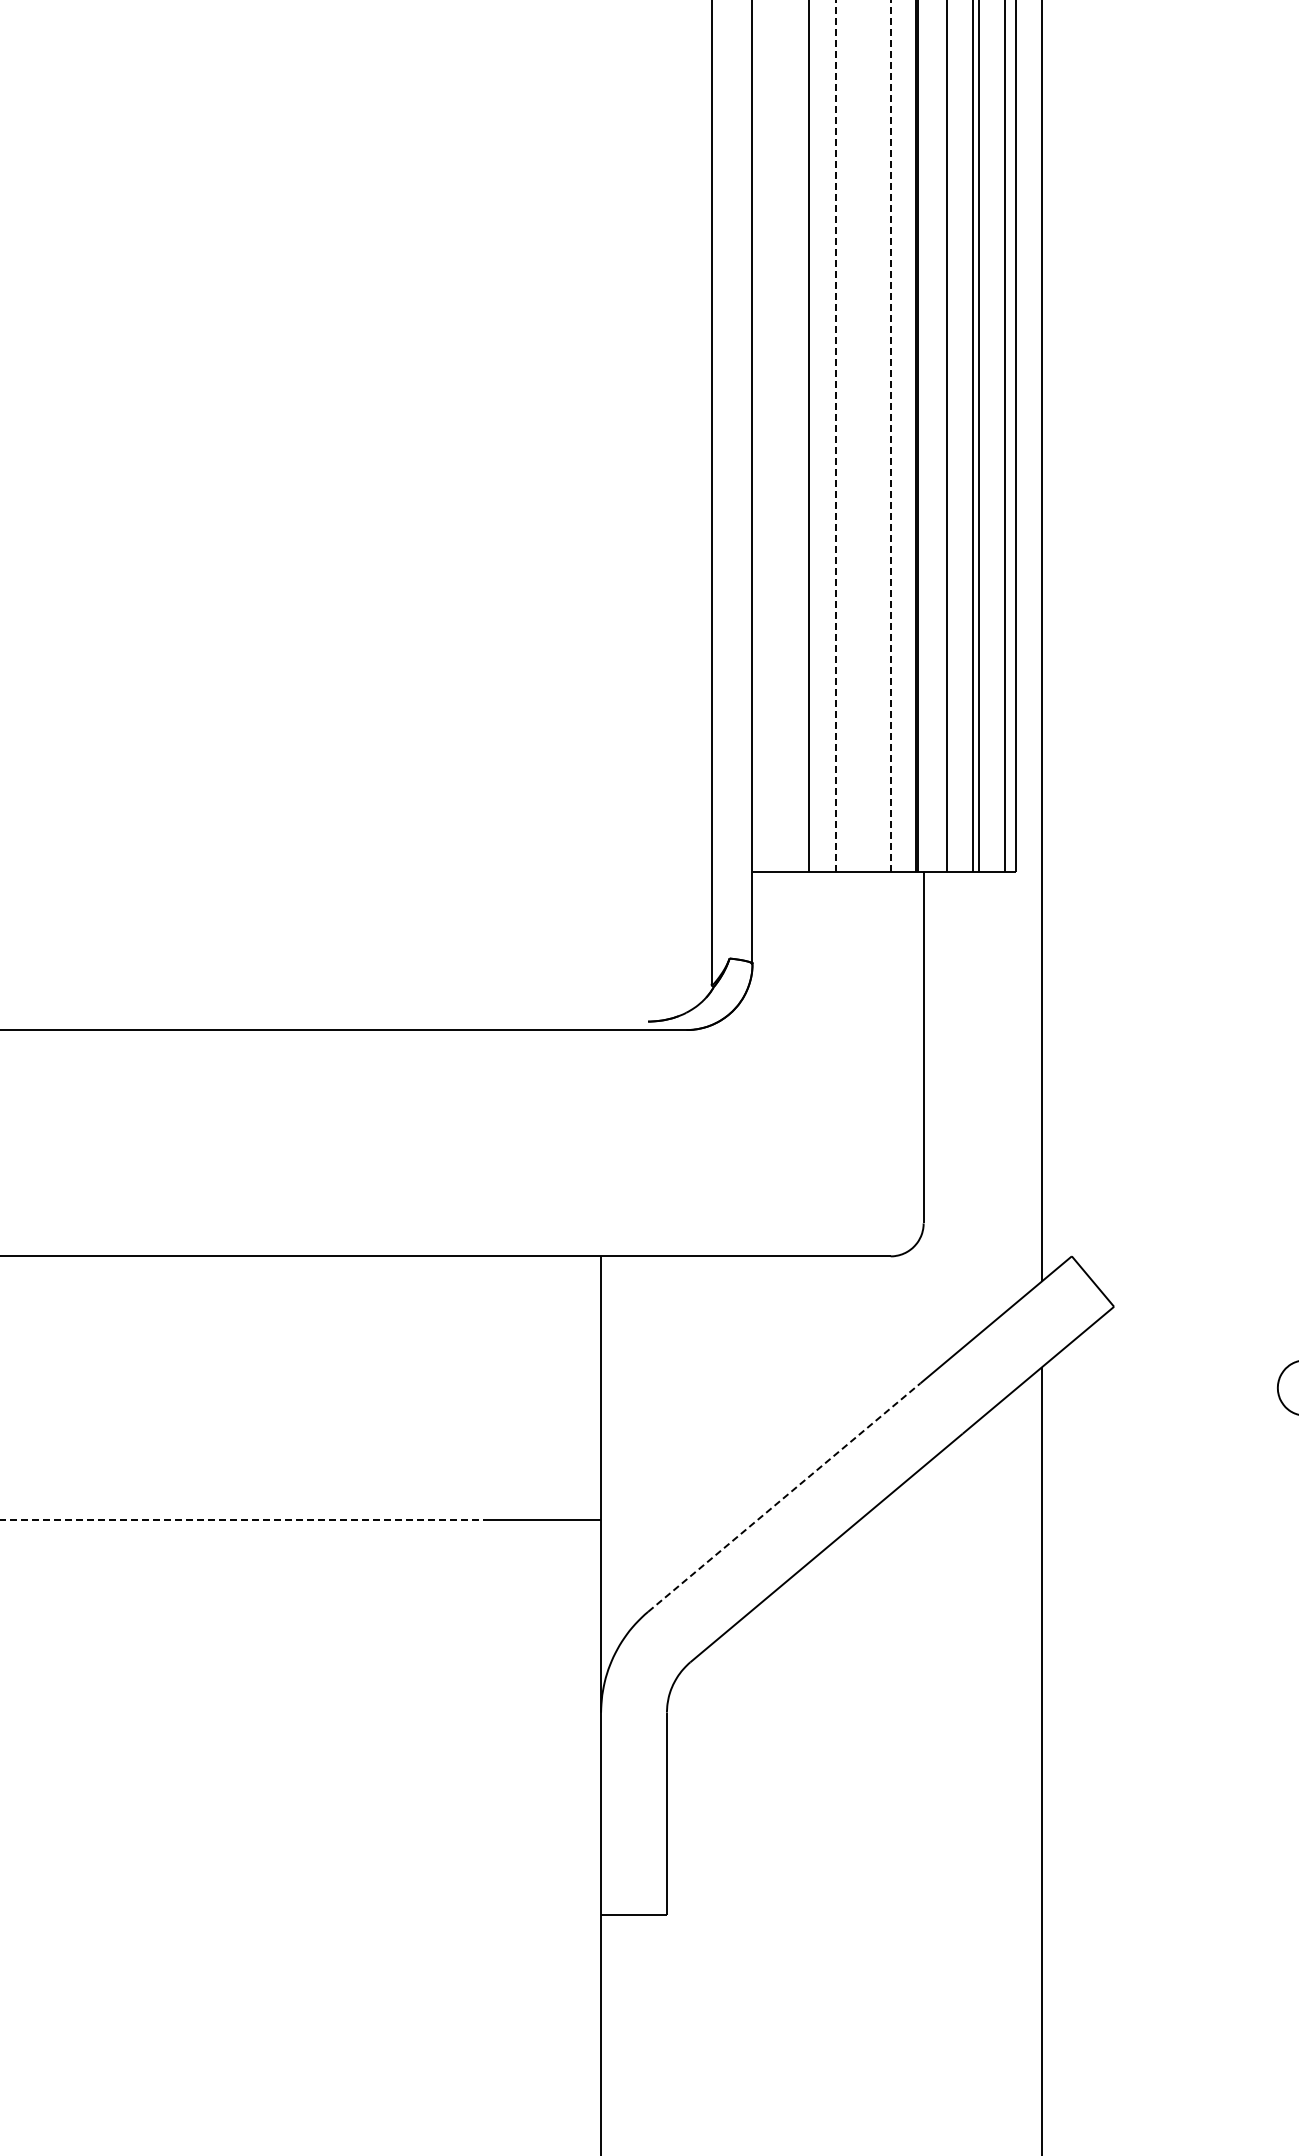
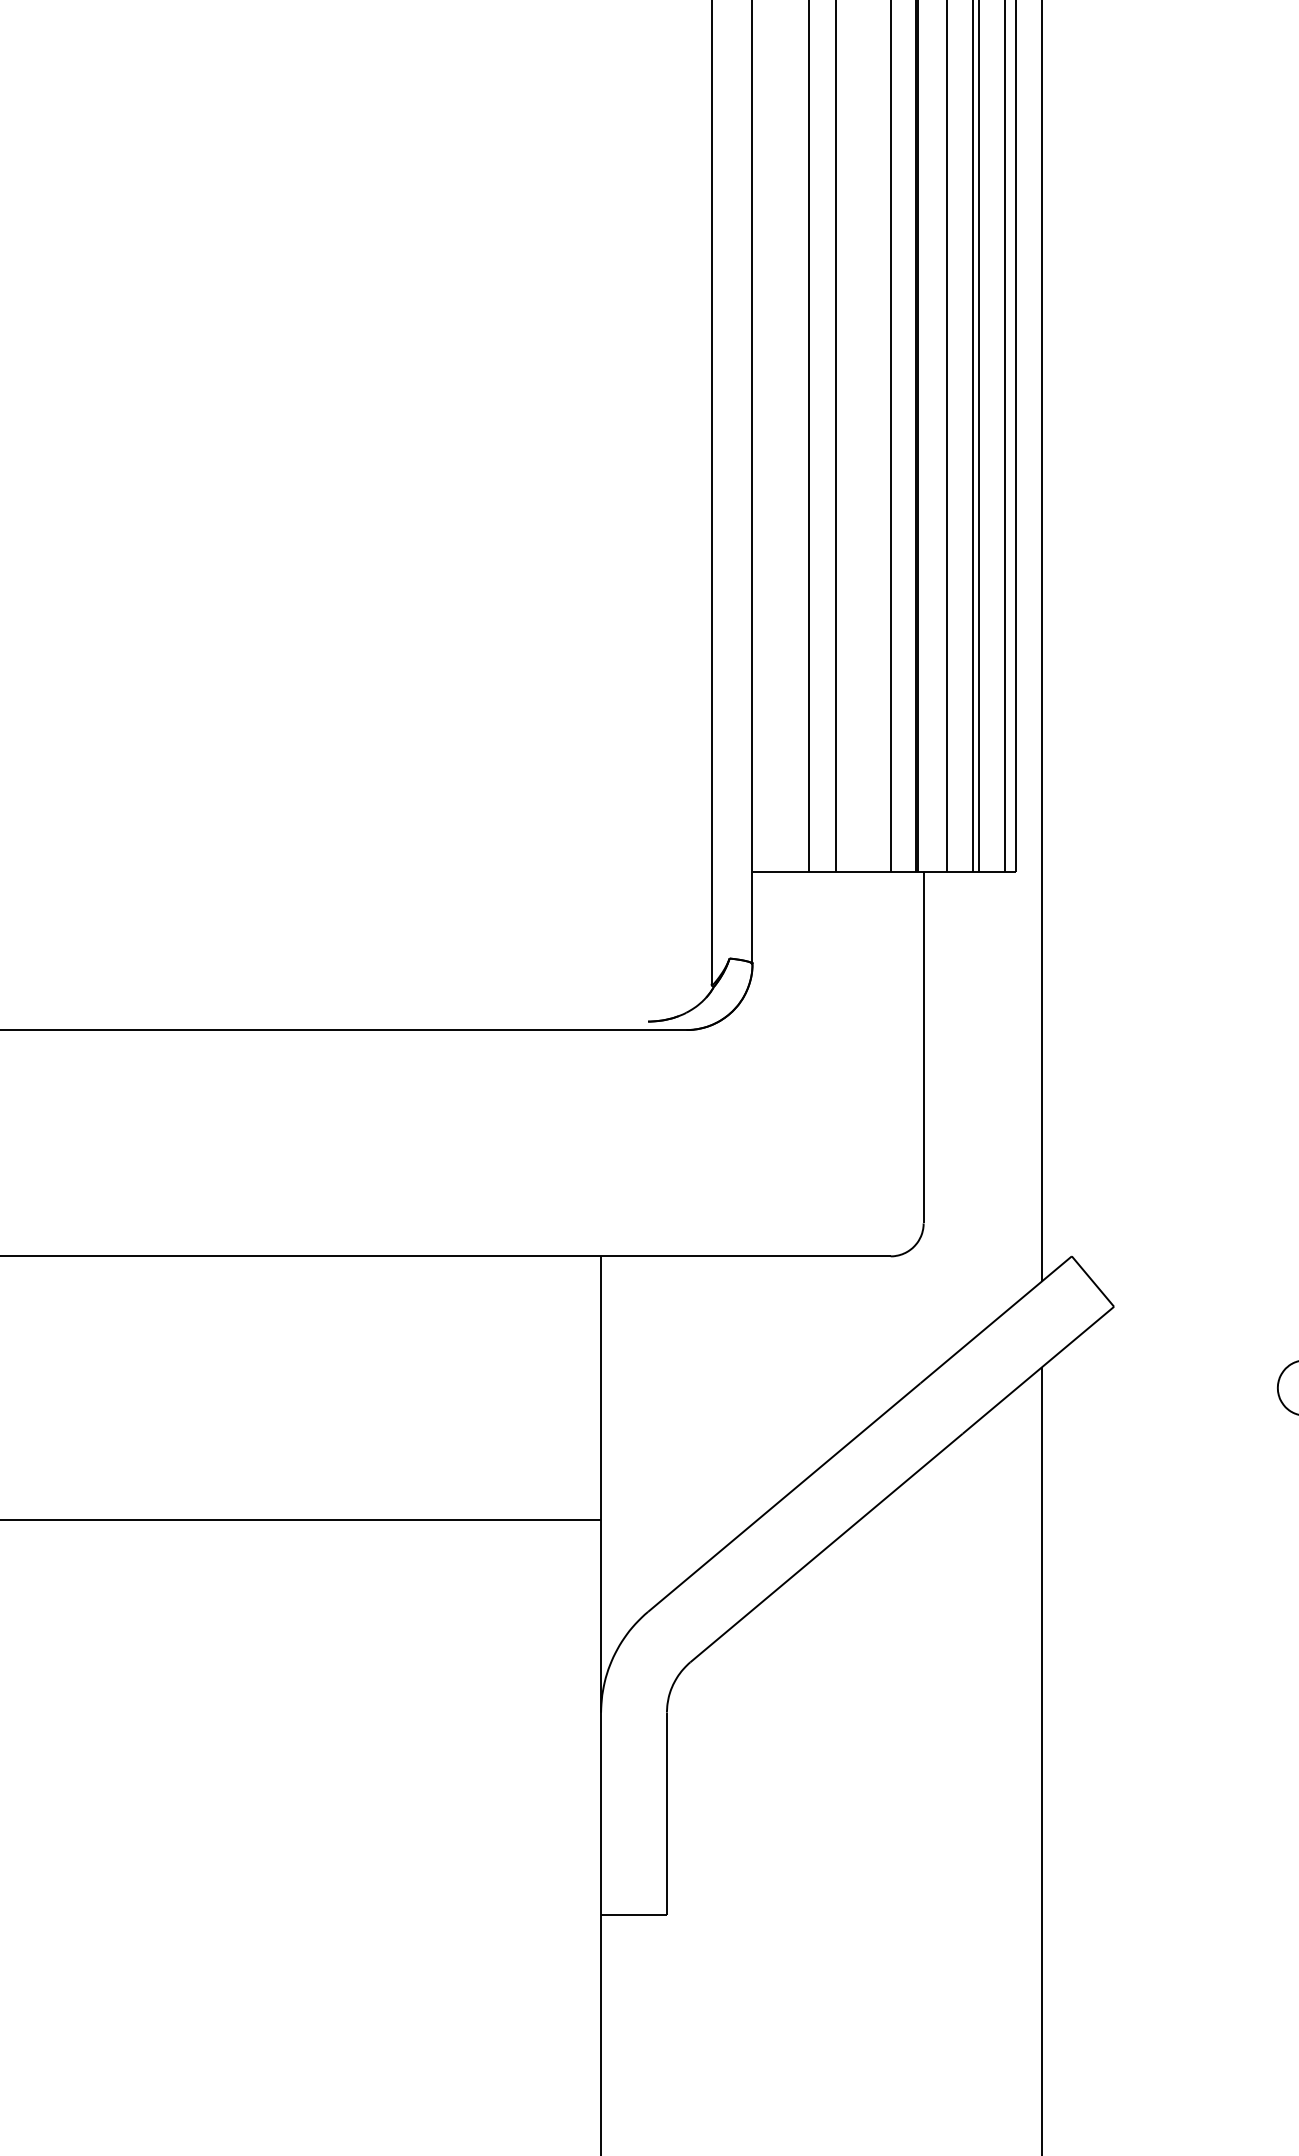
line: dashed -> solid (835, 436)
line: dashed -> solid (891, 436)
line: dashed -> solid (784, 1497)
line: dashed -> solid (245, 1519)
